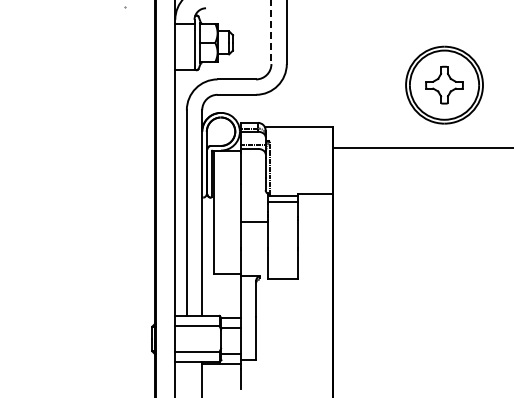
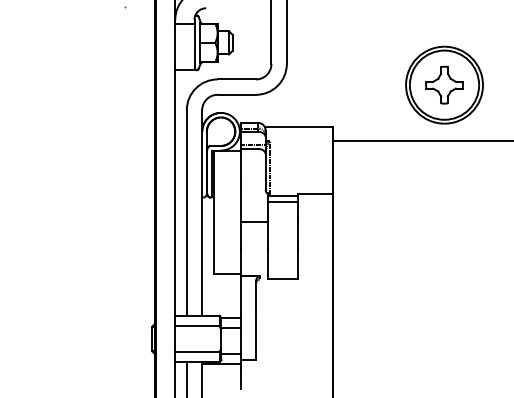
line: dashed -> solid (271, 32)
line position: (421, 147) -> (421, 140) (421, 140)
line: none -> present (186, 378)
